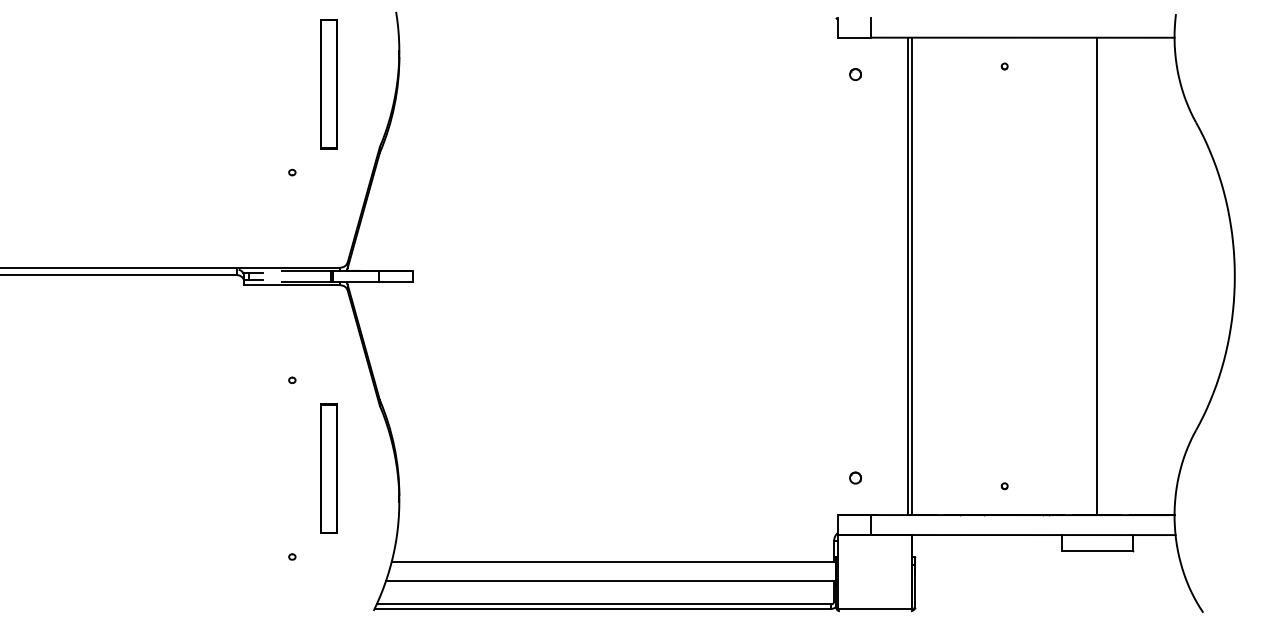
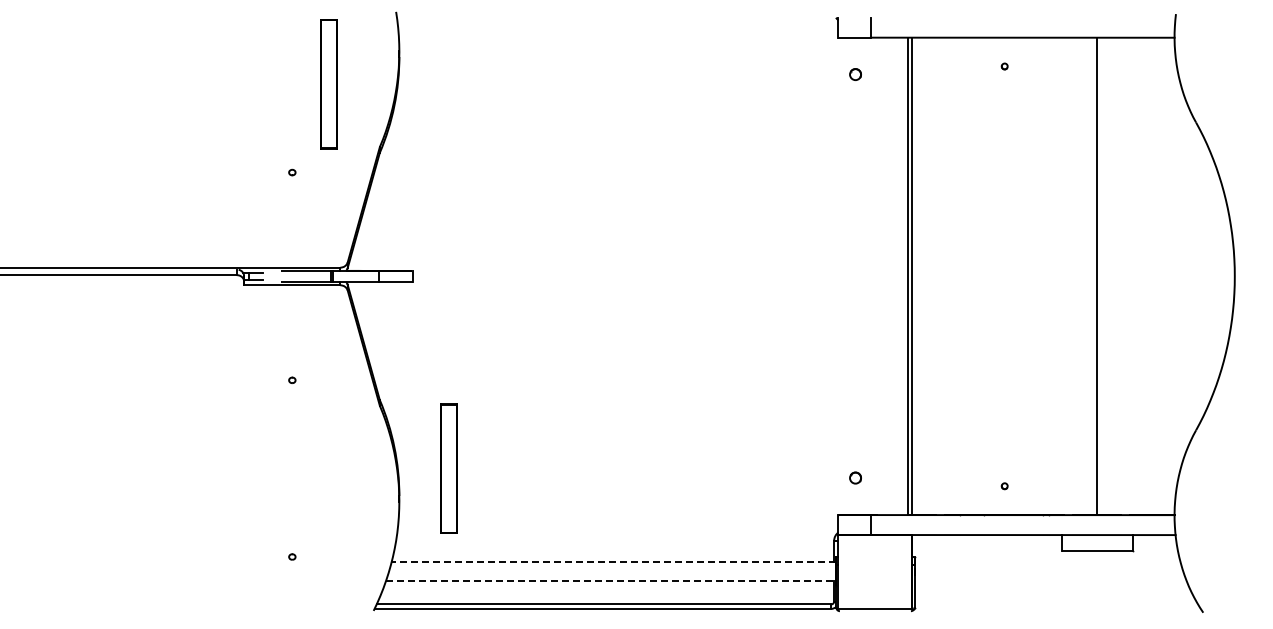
part position: (328, 468) -> (448, 468) (448, 468)
line: solid -> dashed (613, 561)
line: solid -> dashed (610, 581)
